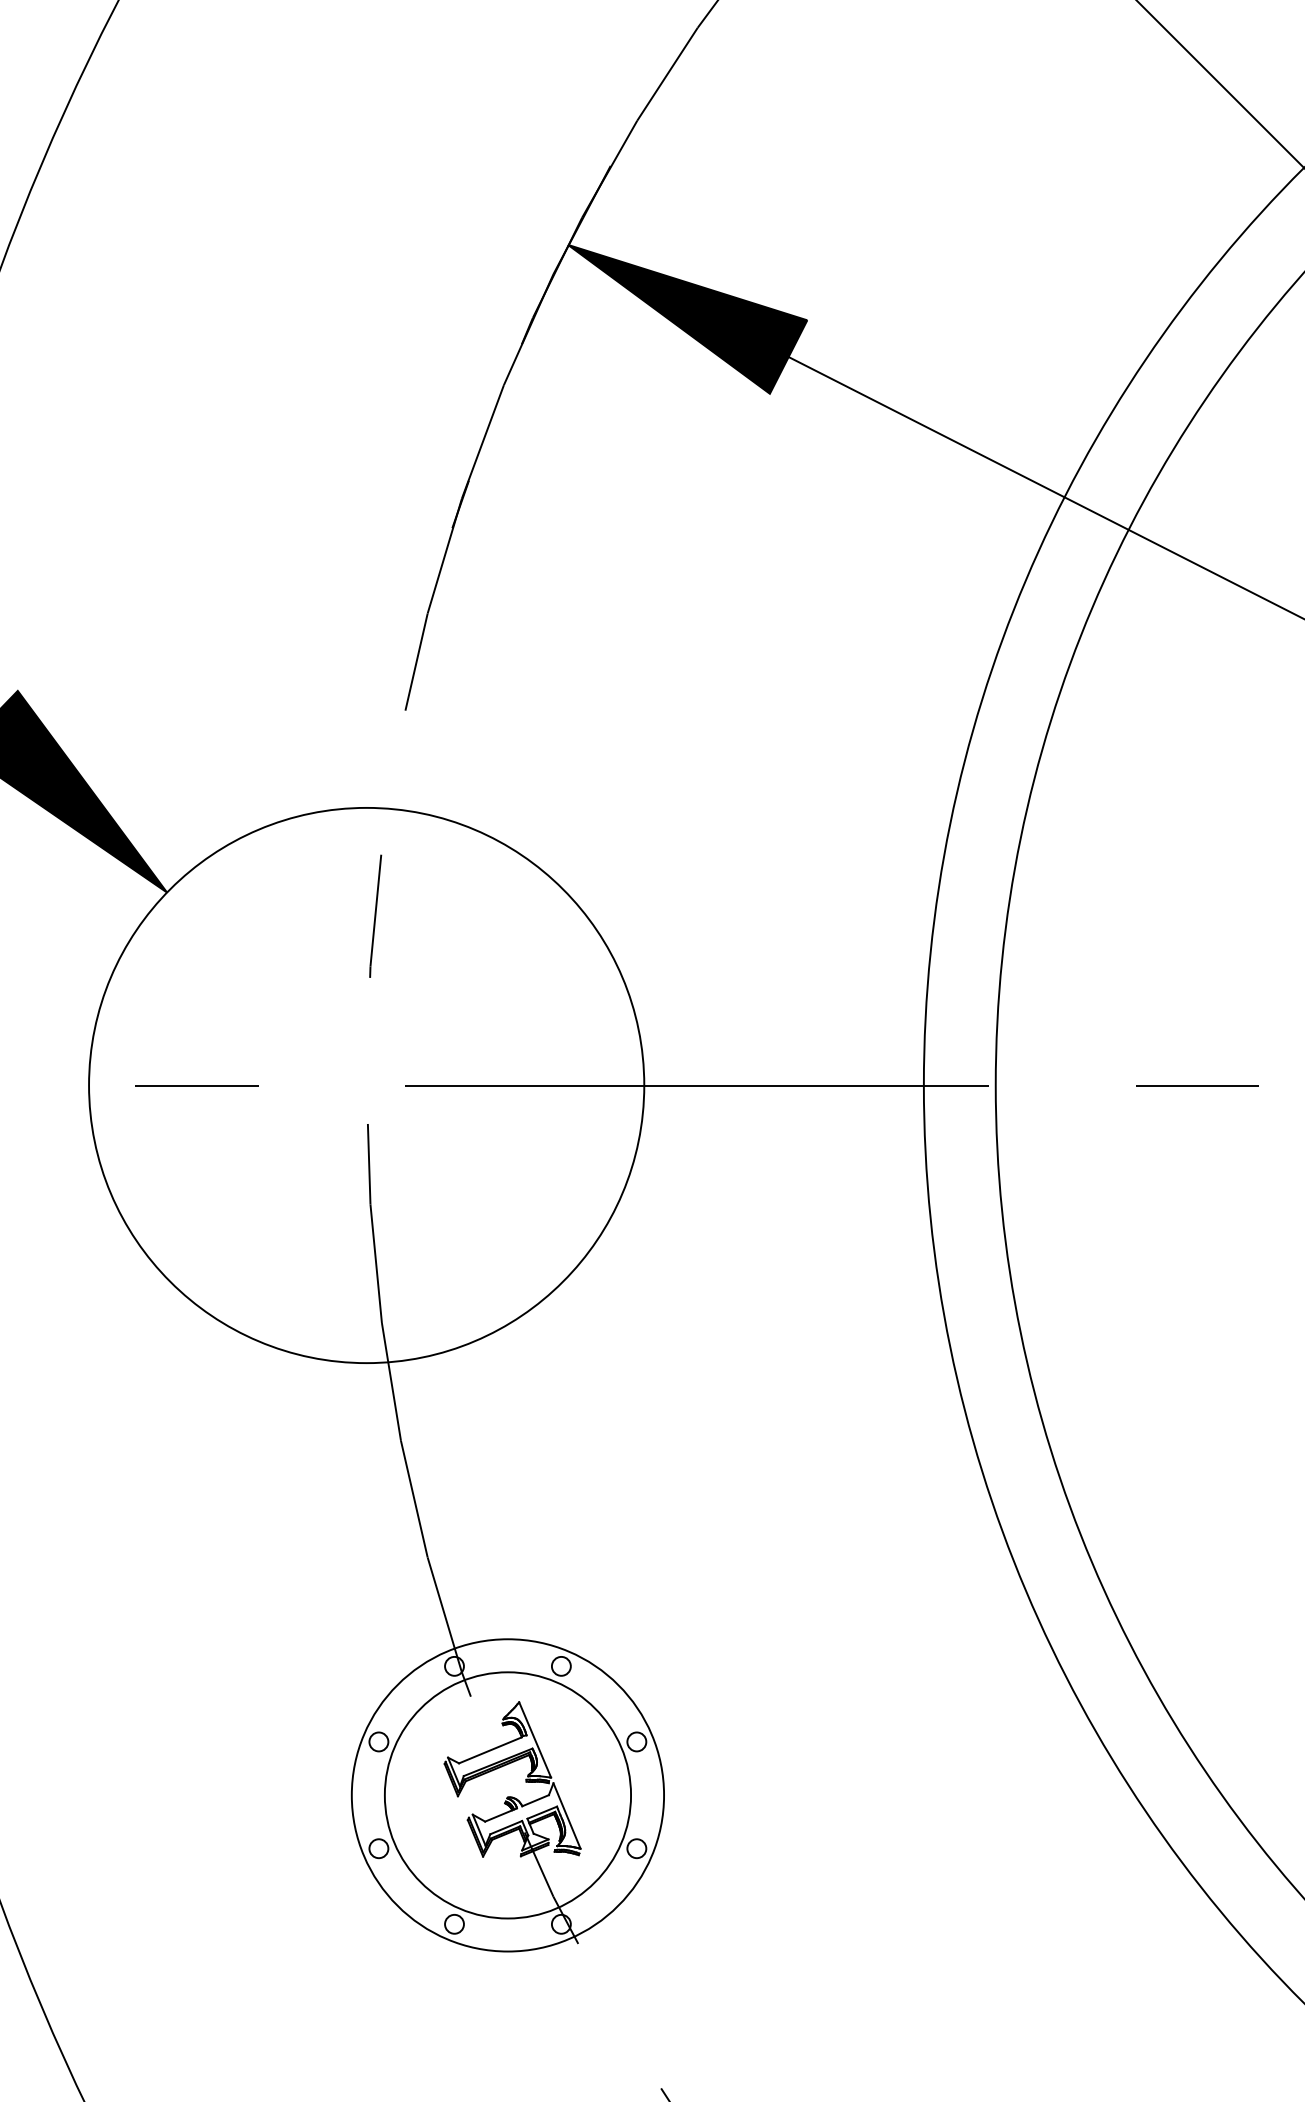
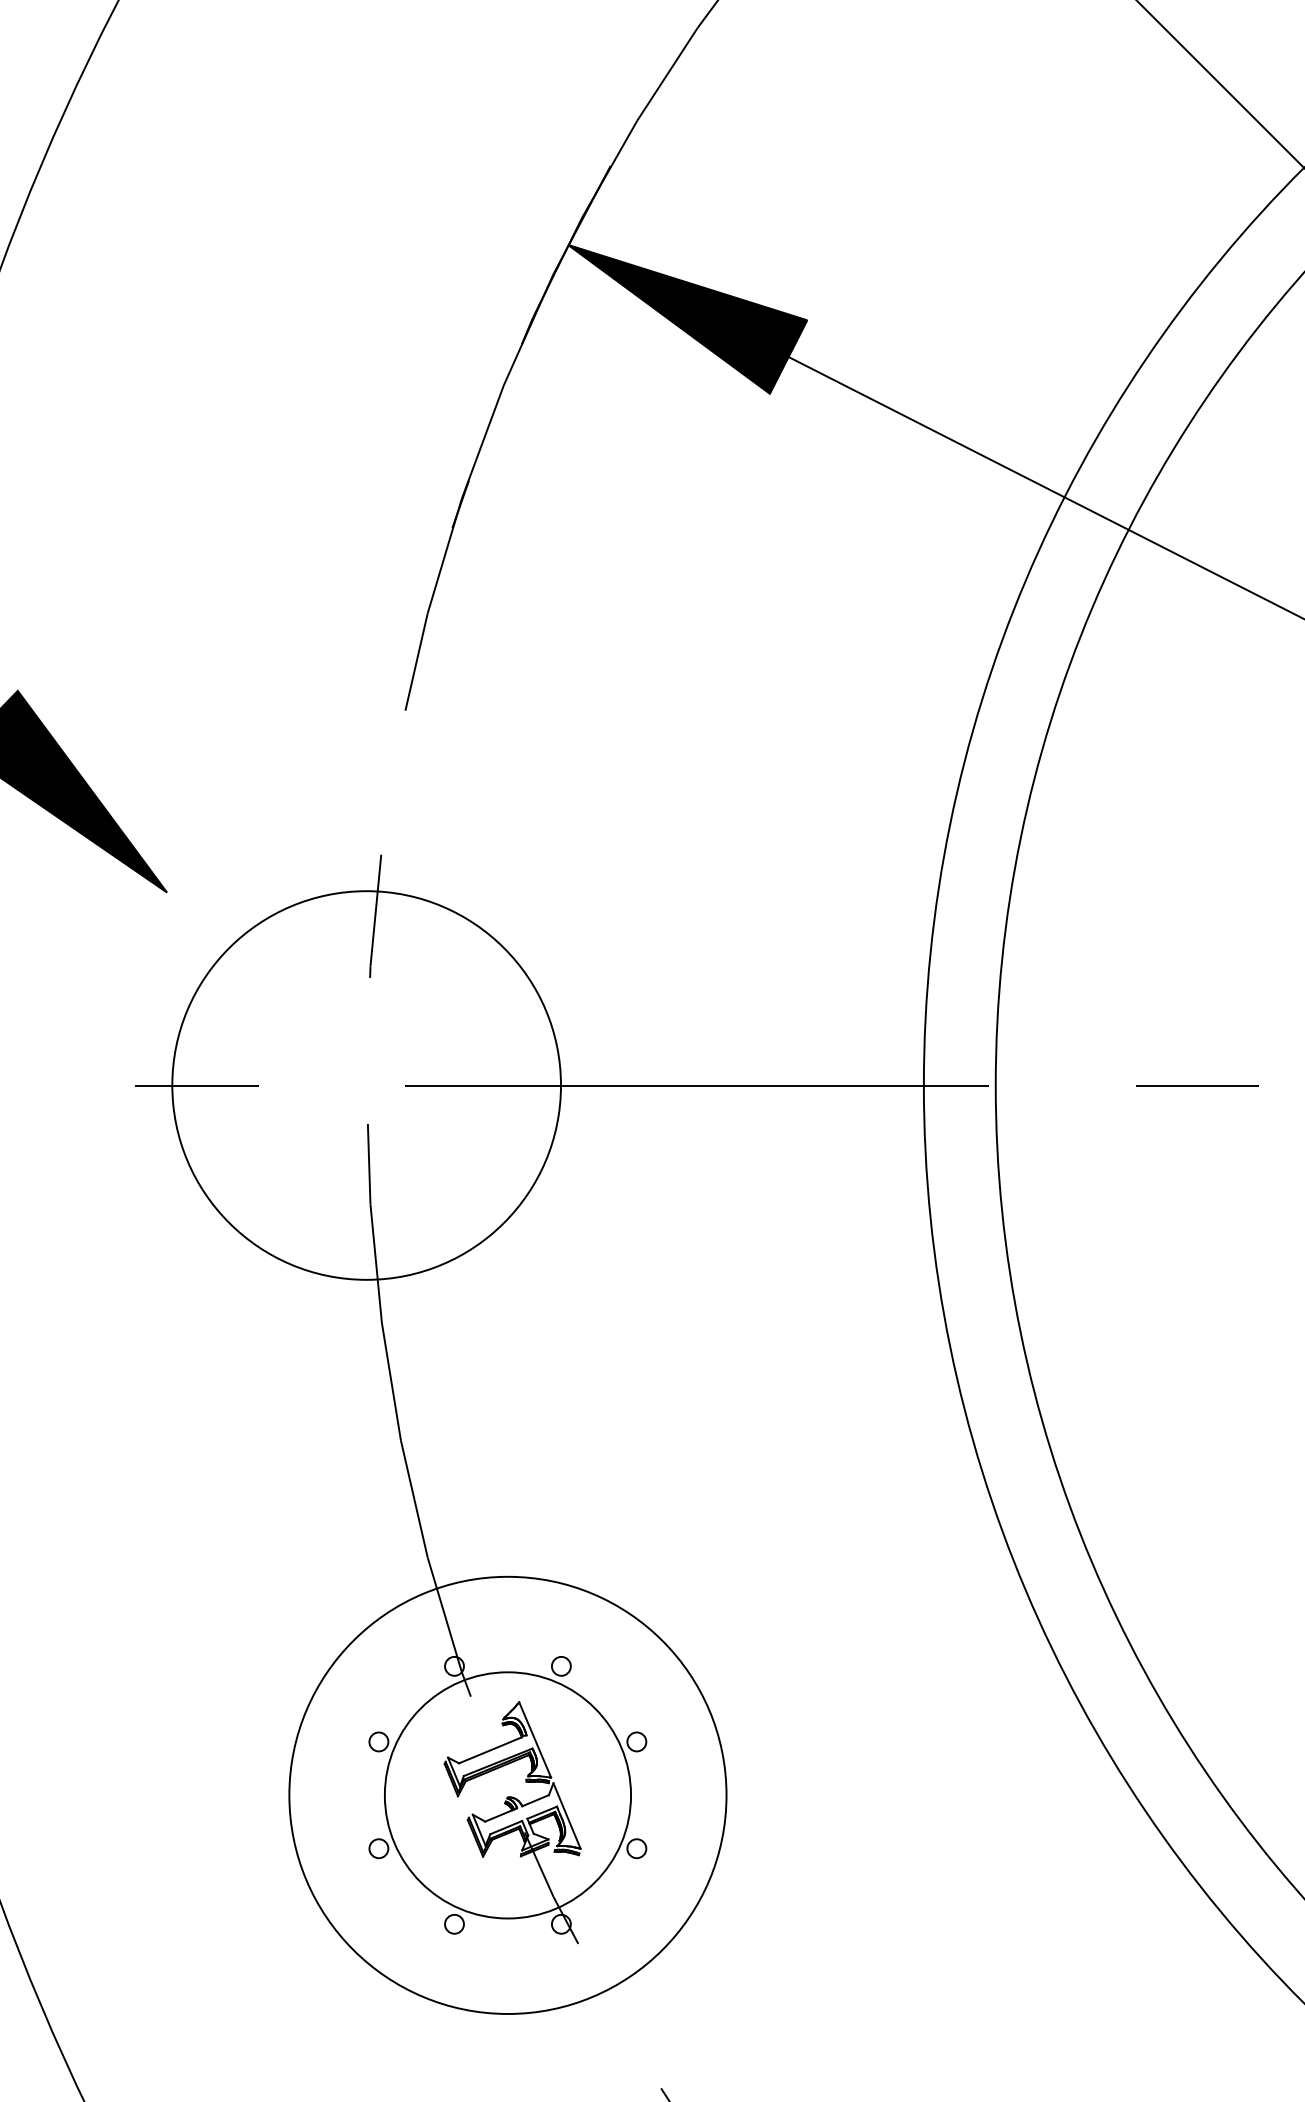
circle diameter: 555 px -> 389 px (366, 1085)
circle diameter: 312 px -> 437 px (507, 1794)
